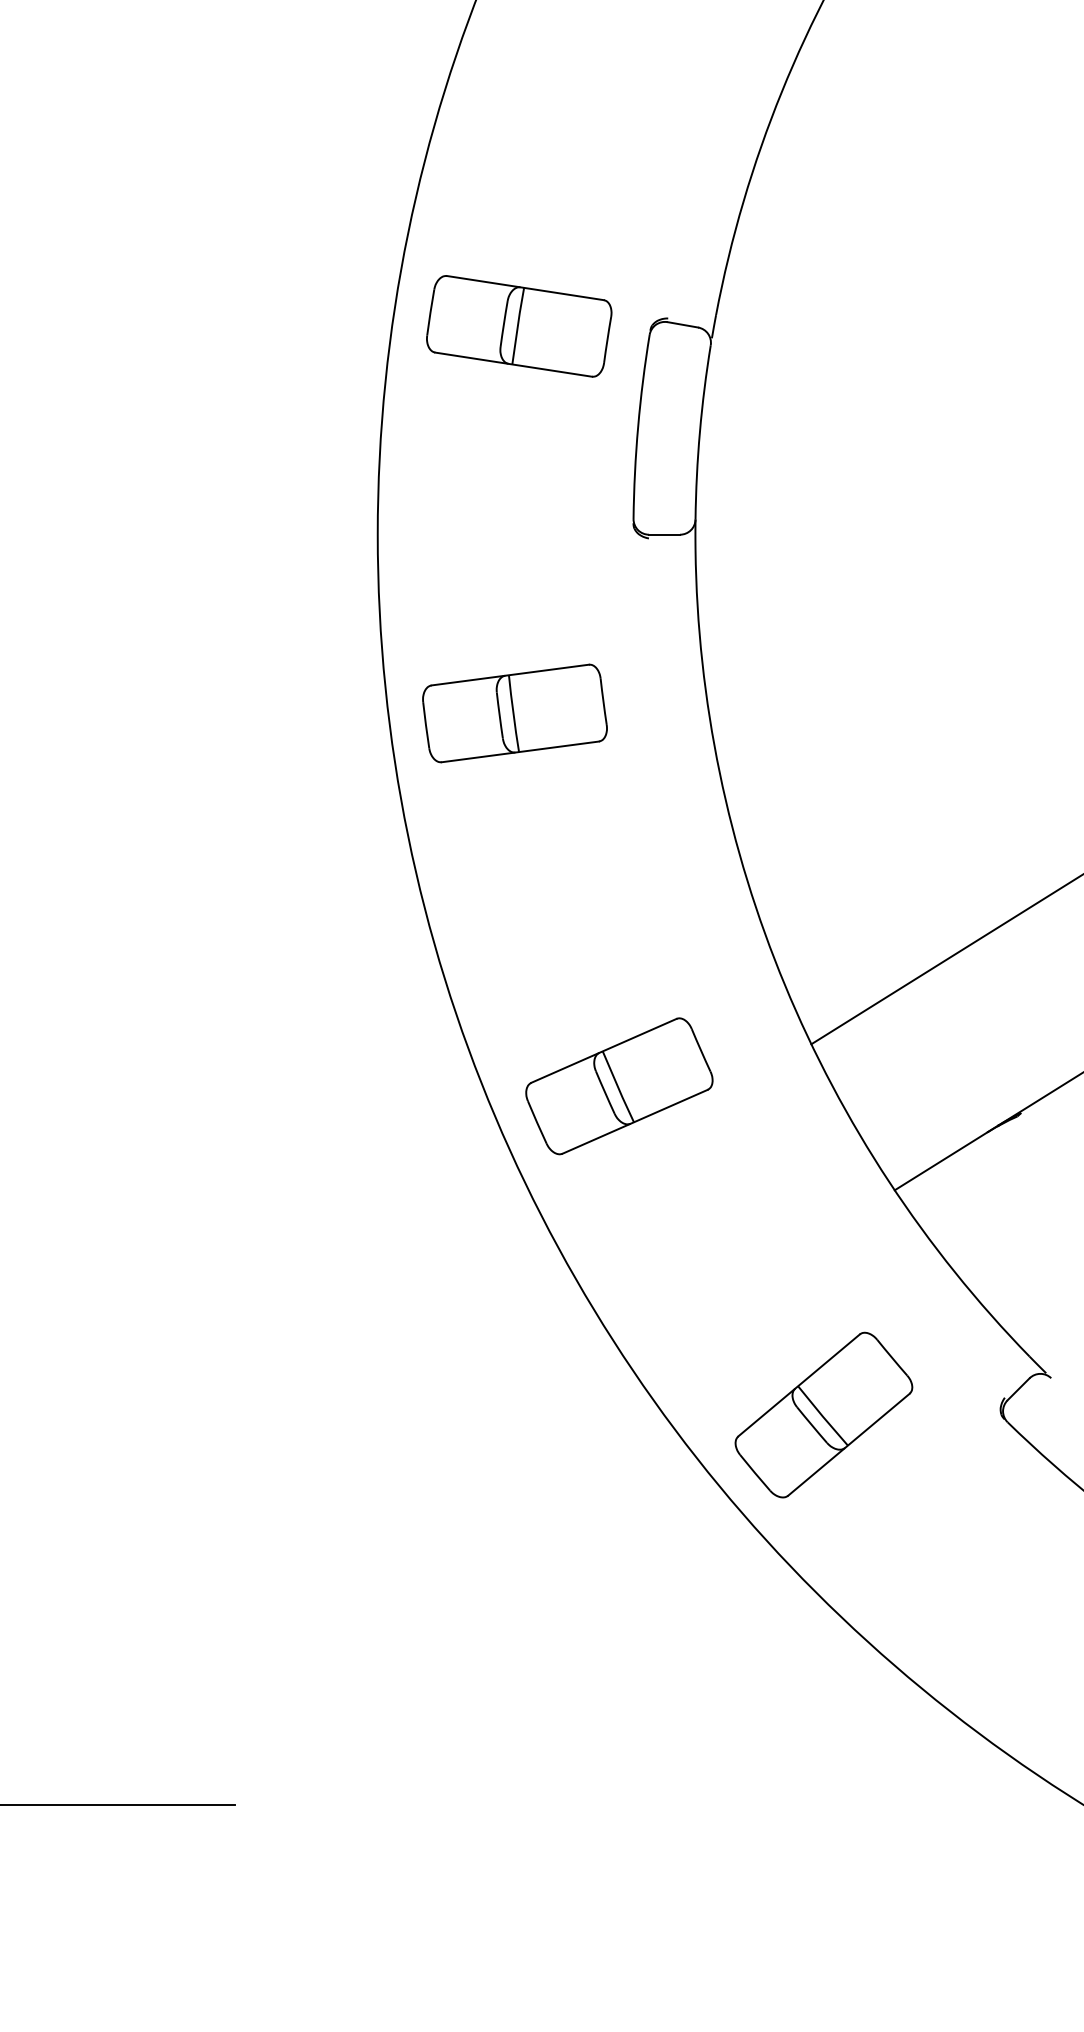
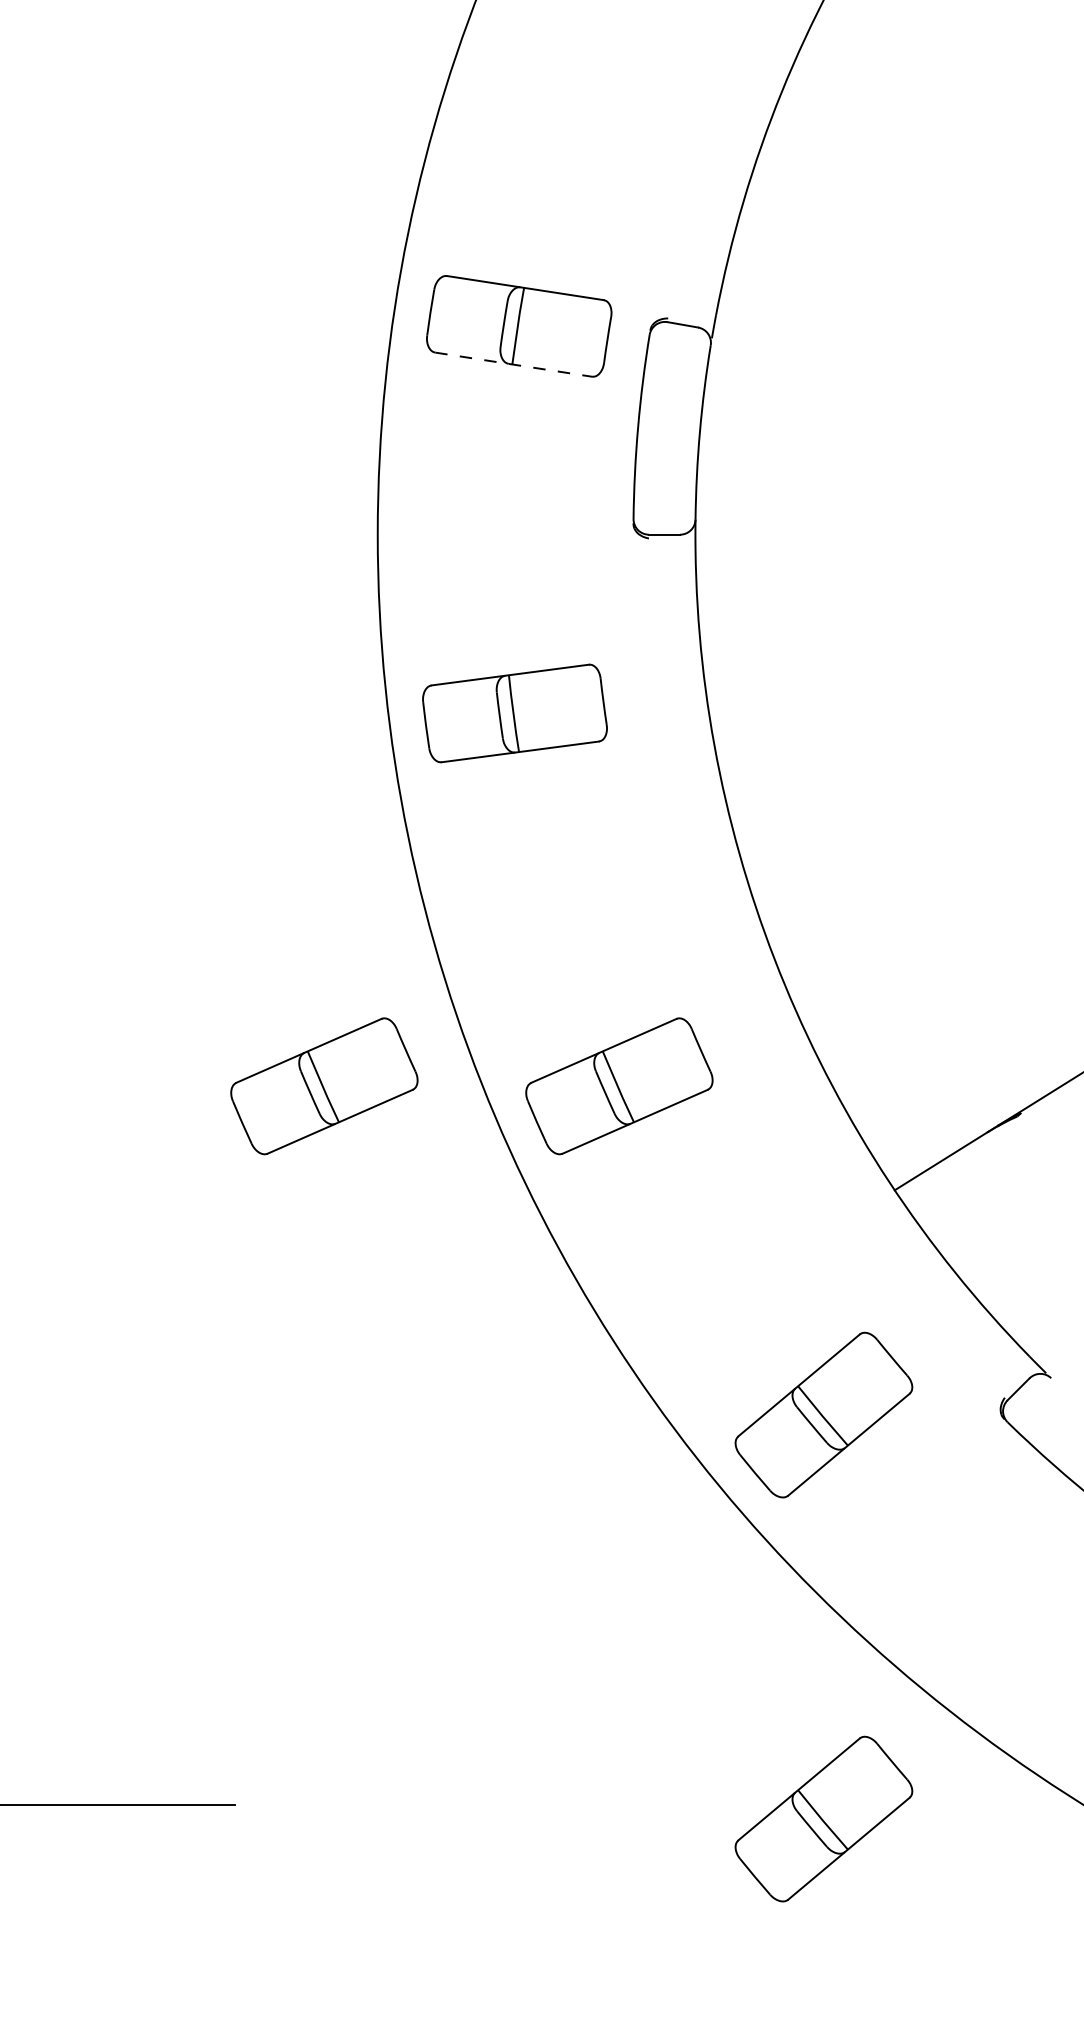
line: solid -> dashed (514, 364)
line: present -> none (945, 960)
part: none -> present (324, 1086)
part: none -> present (823, 1818)
